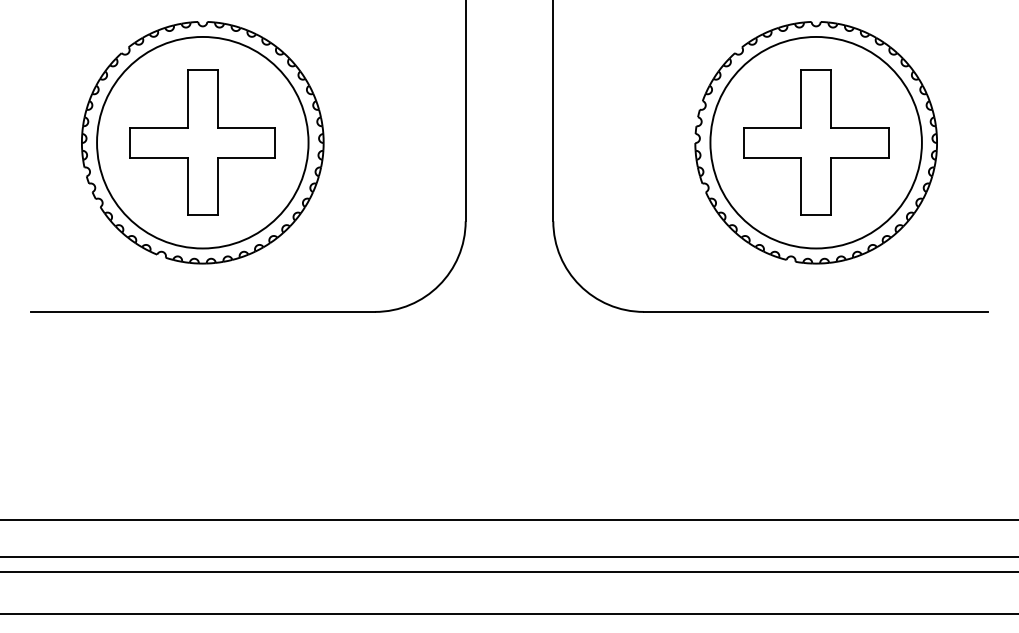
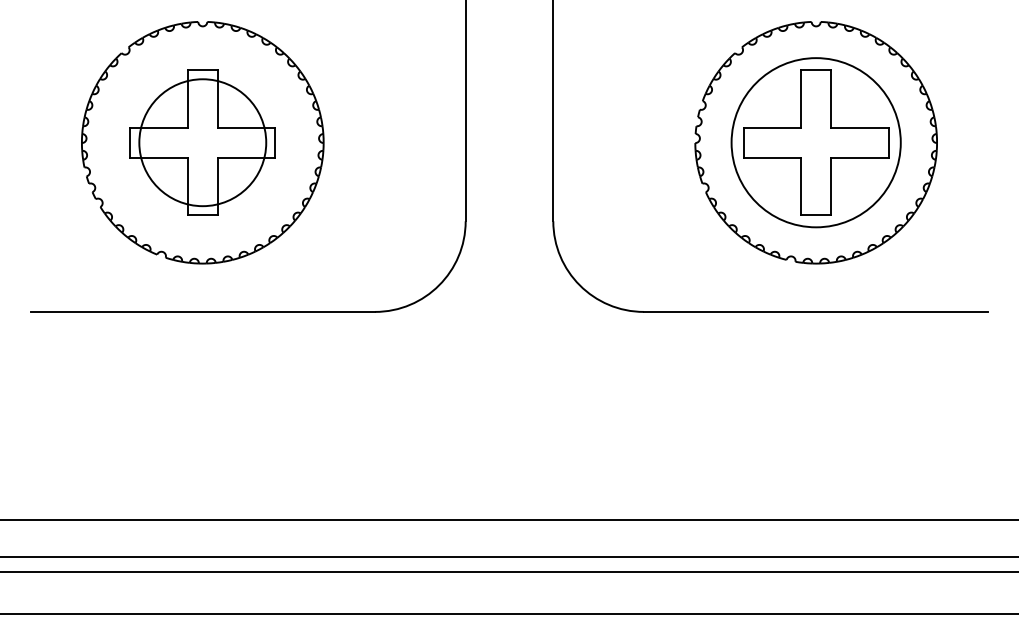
circle diameter: 212 px -> 127 px (202, 142)
circle diameter: 212 px -> 169 px (815, 142)
